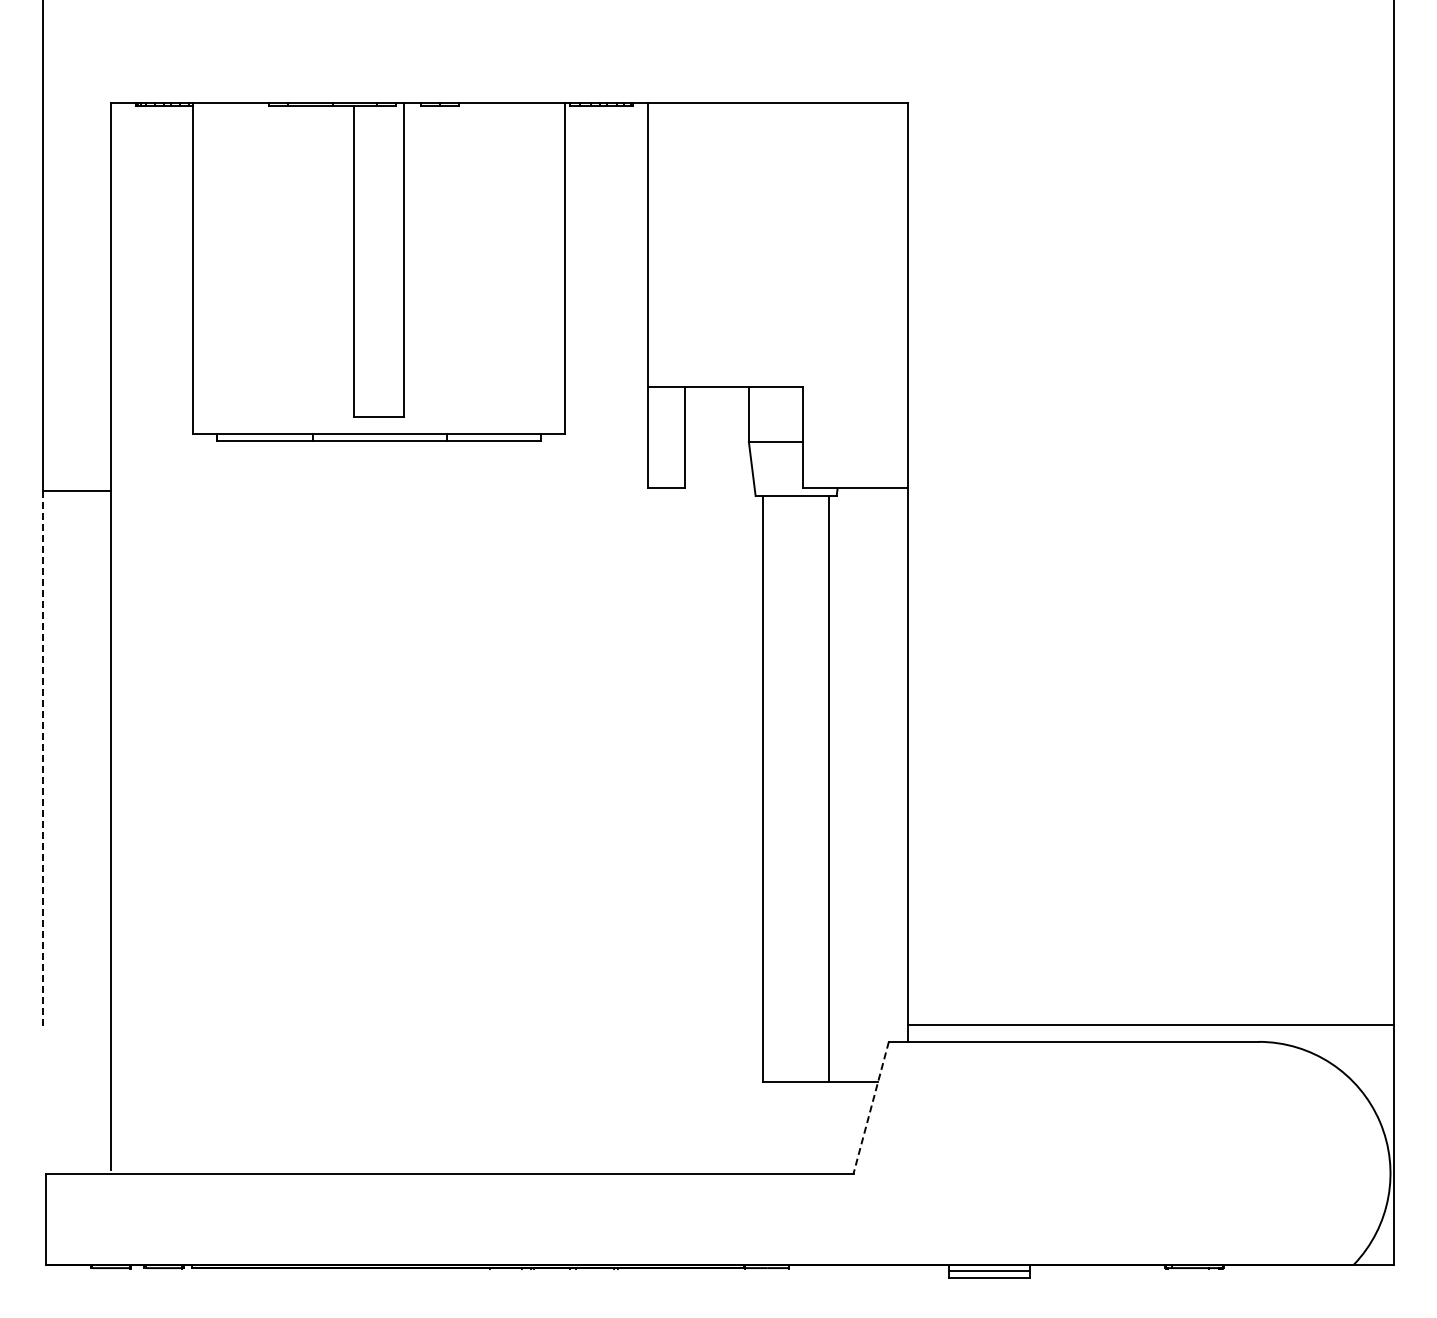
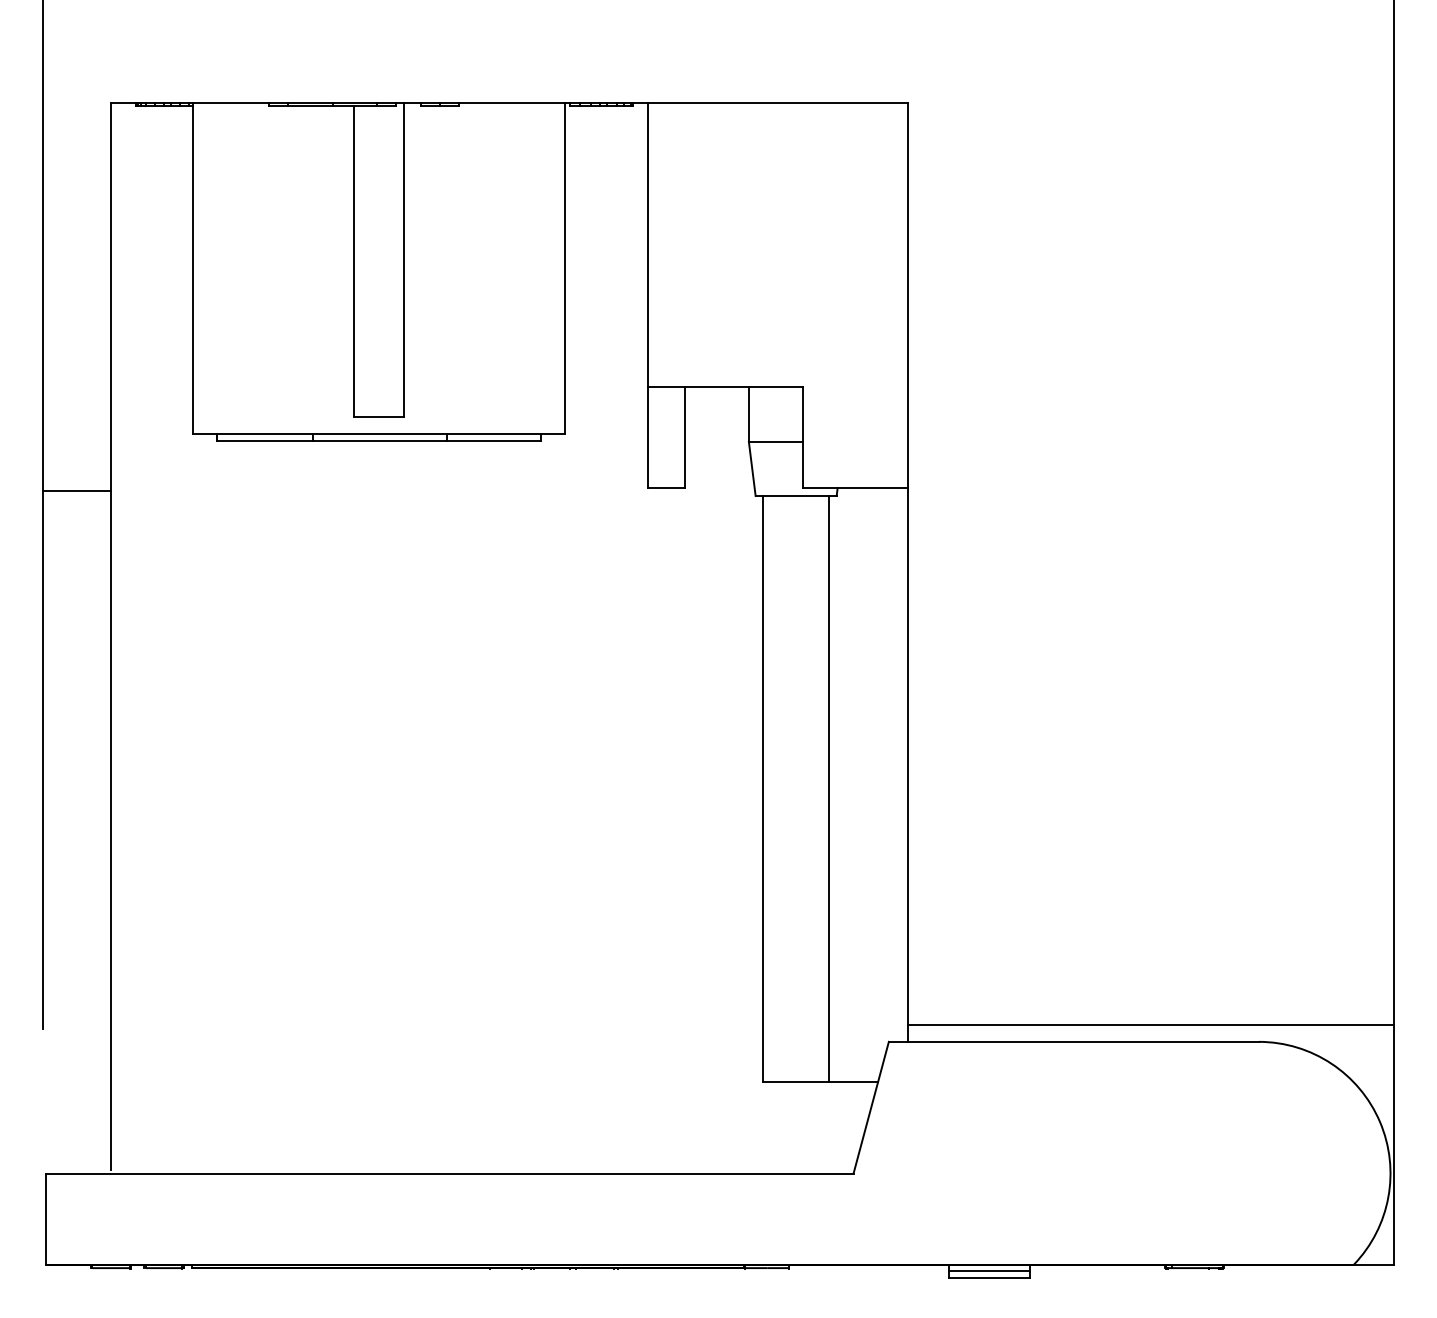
line: dashed -> solid (43, 760)
line: dashed -> solid (871, 1108)
